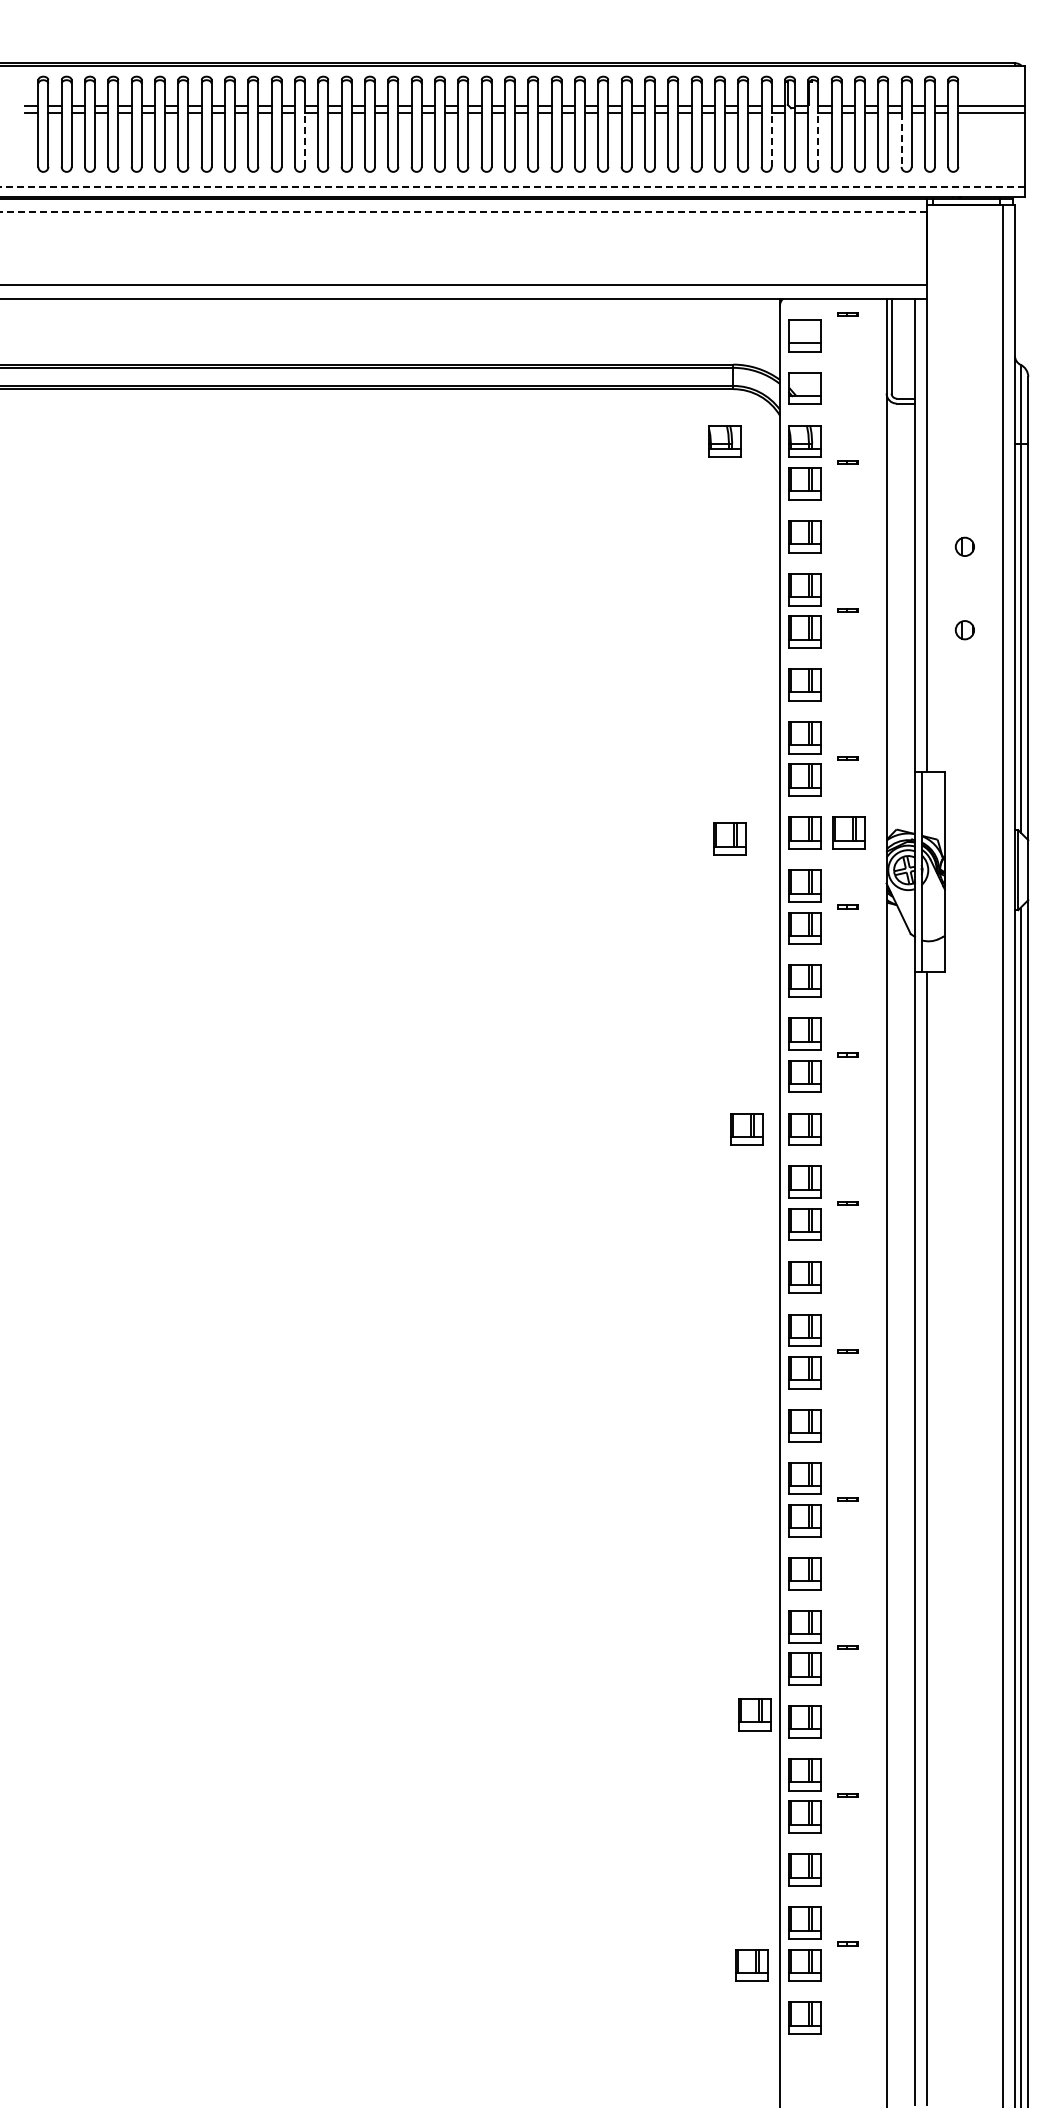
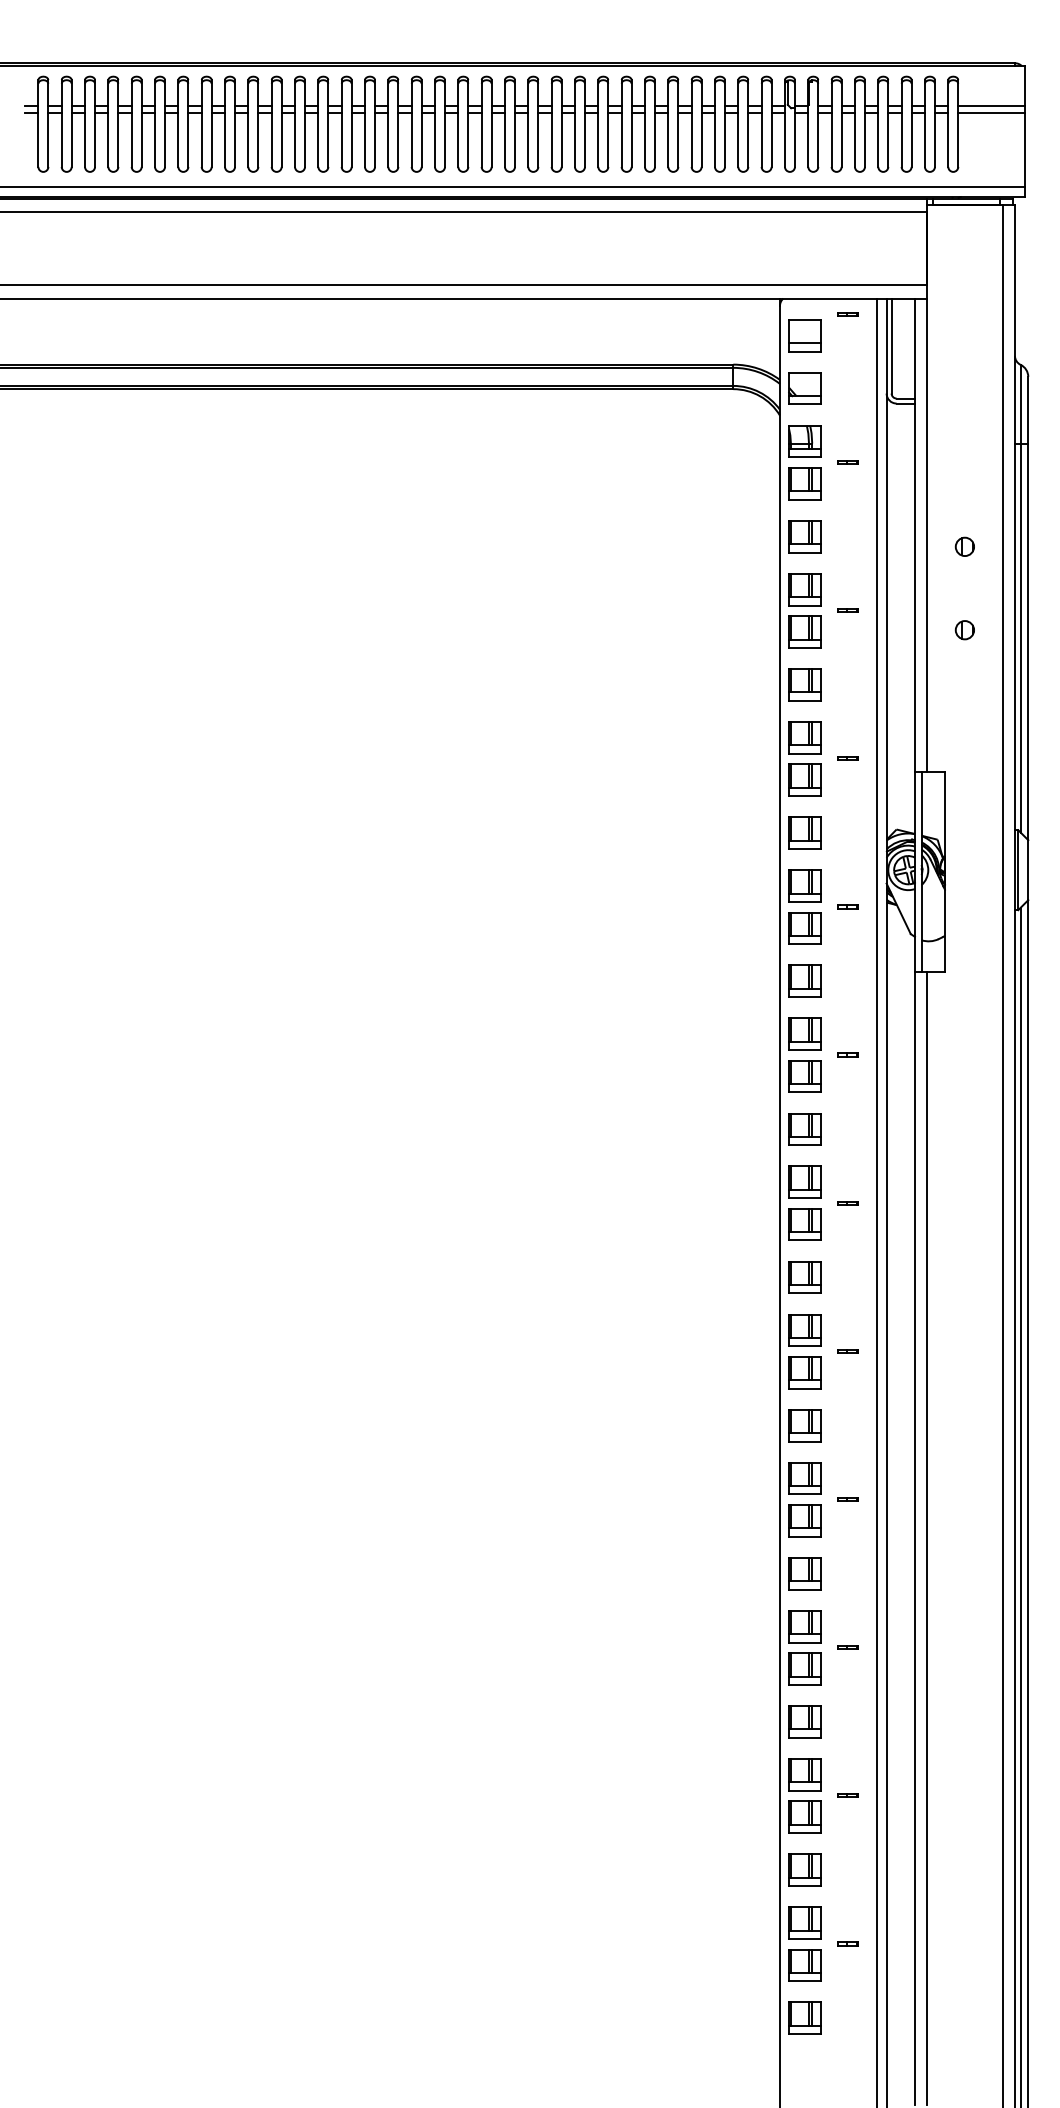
line: dashed -> solid (305, 139)
line: dashed -> solid (771, 139)
line: dashed -> solid (818, 139)
line: dashed -> solid (901, 139)
line: dashed -> solid (512, 186)
line: dashed -> solid (463, 211)
part: present -> none (724, 441)
part: present -> none (848, 832)
part: present -> none (729, 838)
part: present -> none (746, 1129)
line: none -> present (876, 1201)
part: present -> none (754, 1714)
part: present -> none (751, 1965)
